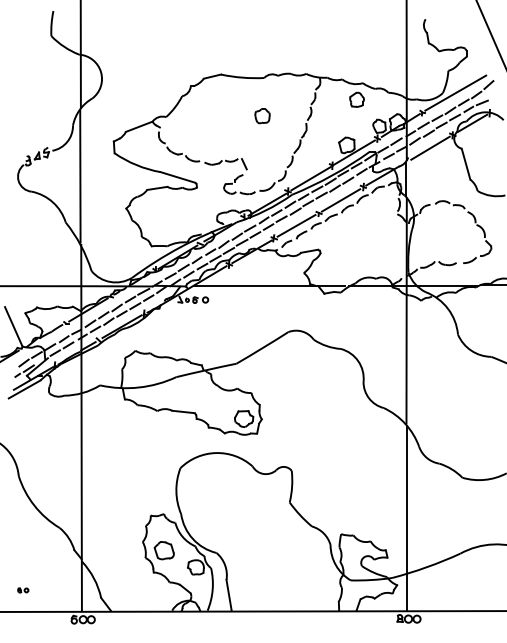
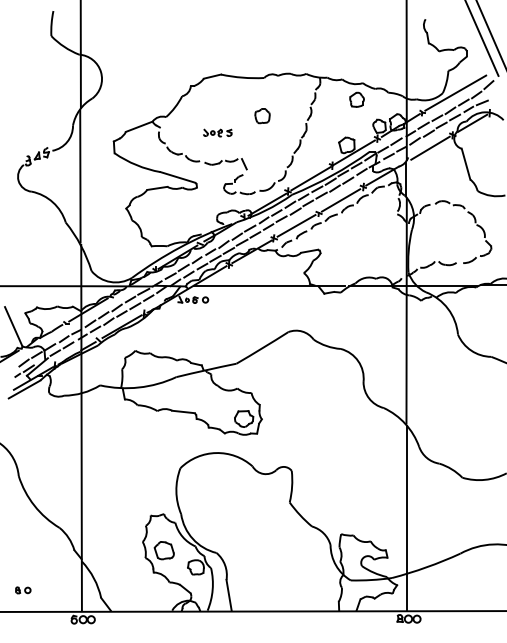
line: none -> present (482, 38)
part: none -> present (217, 132)
part size: 13x7 px -> 17x9 px (23, 590)
